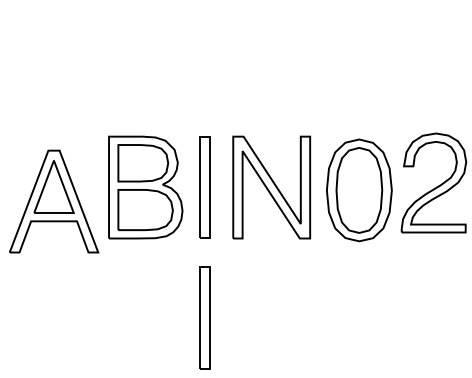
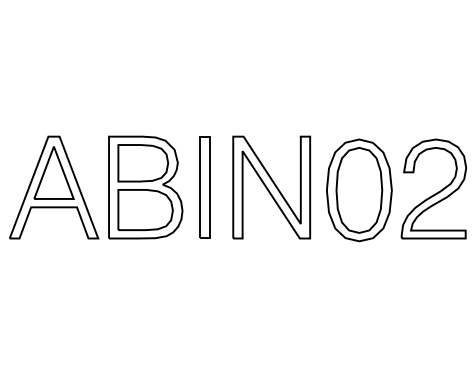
part position: (433, 182) -> (433, 188) (433, 188)
part position: (54, 201) -> (54, 187) (54, 187)
part: present -> none (204, 317)
